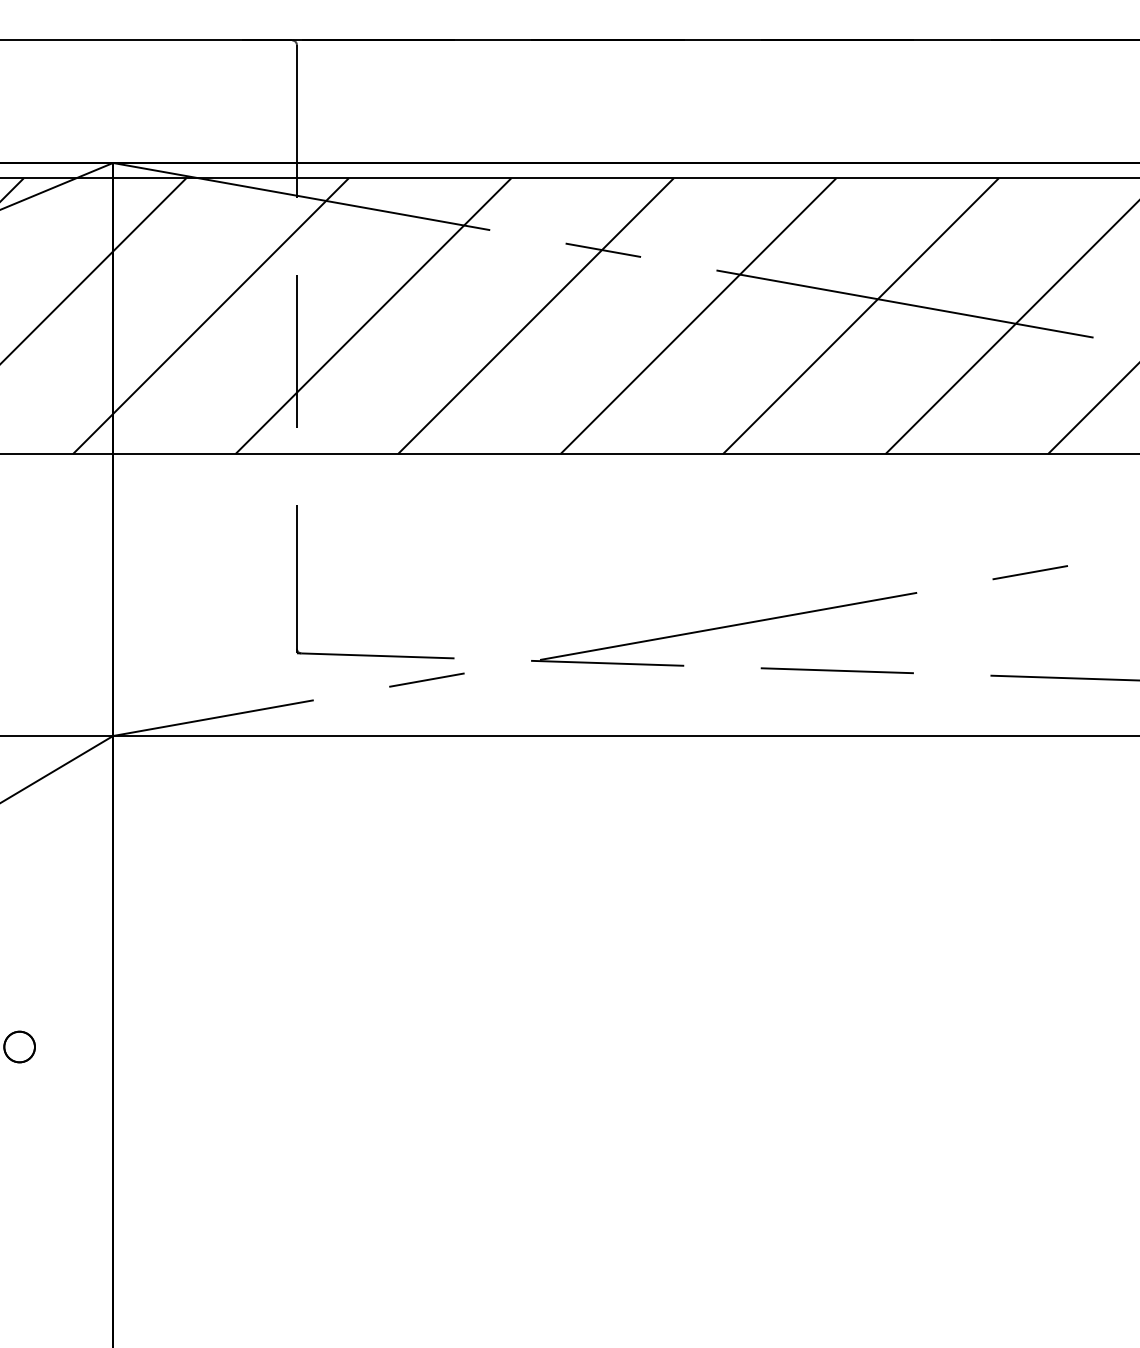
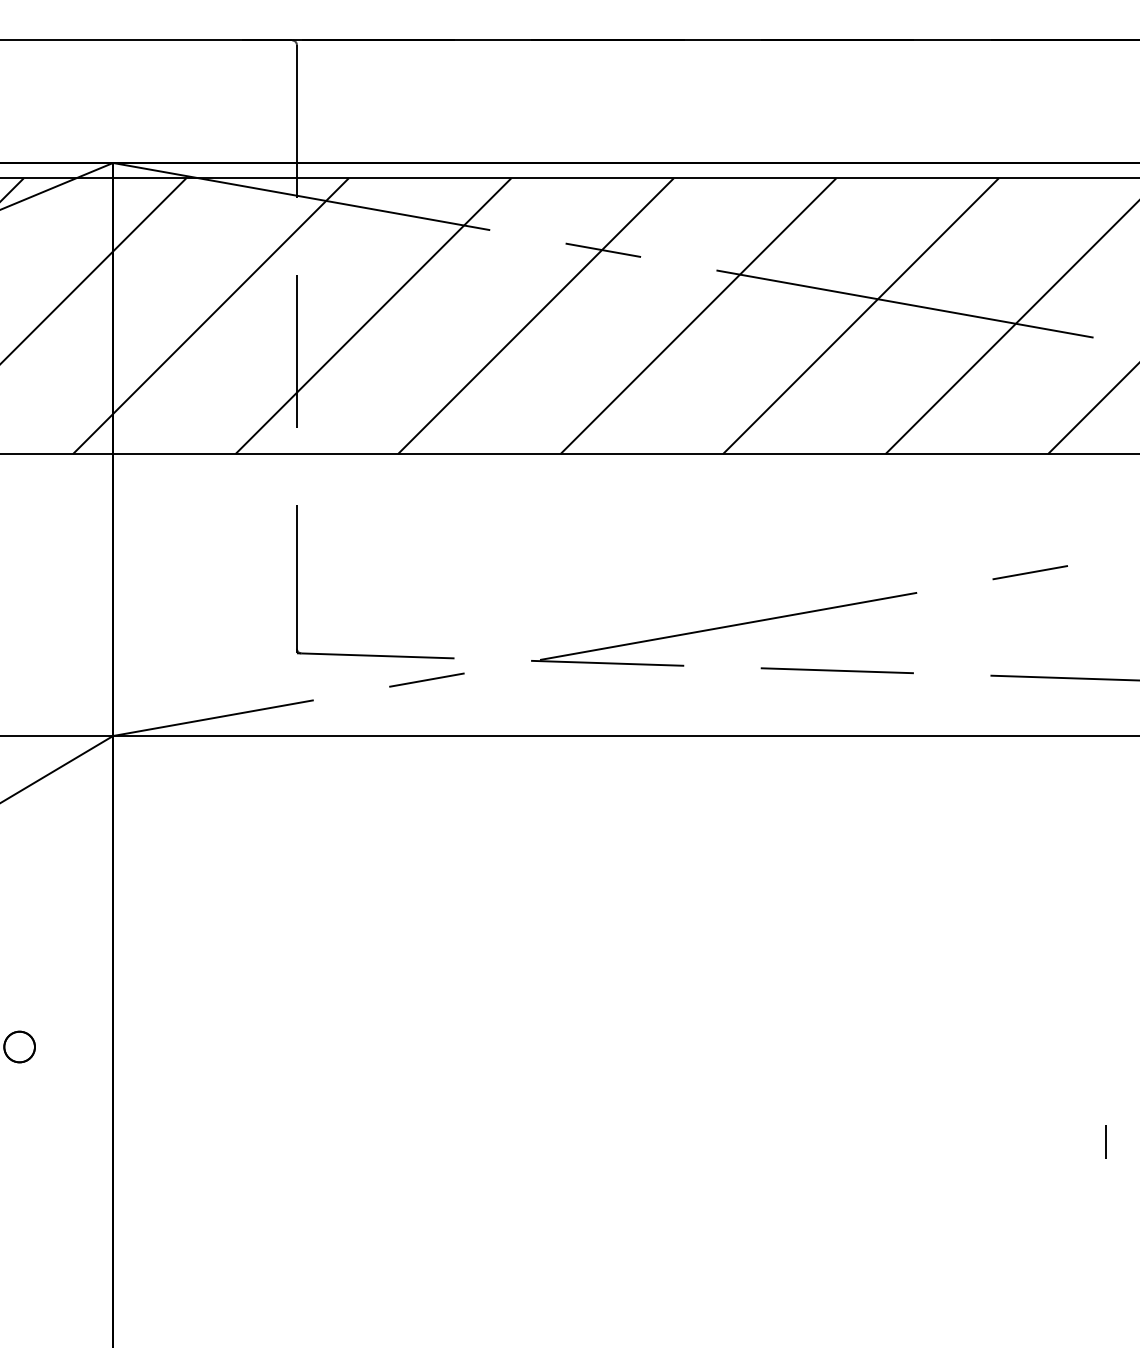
line: none -> present (1105, 1141)
